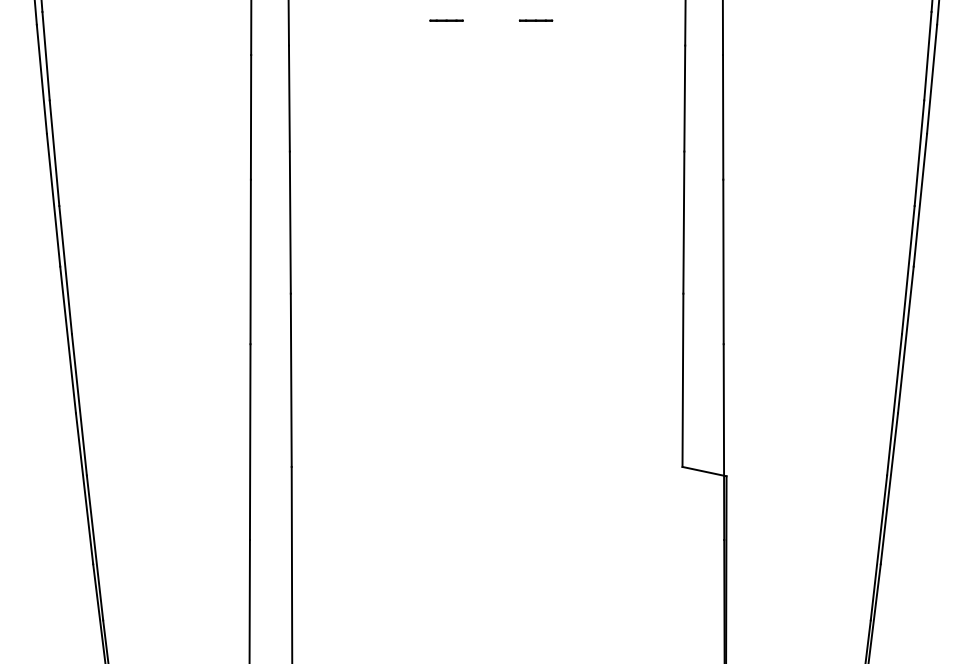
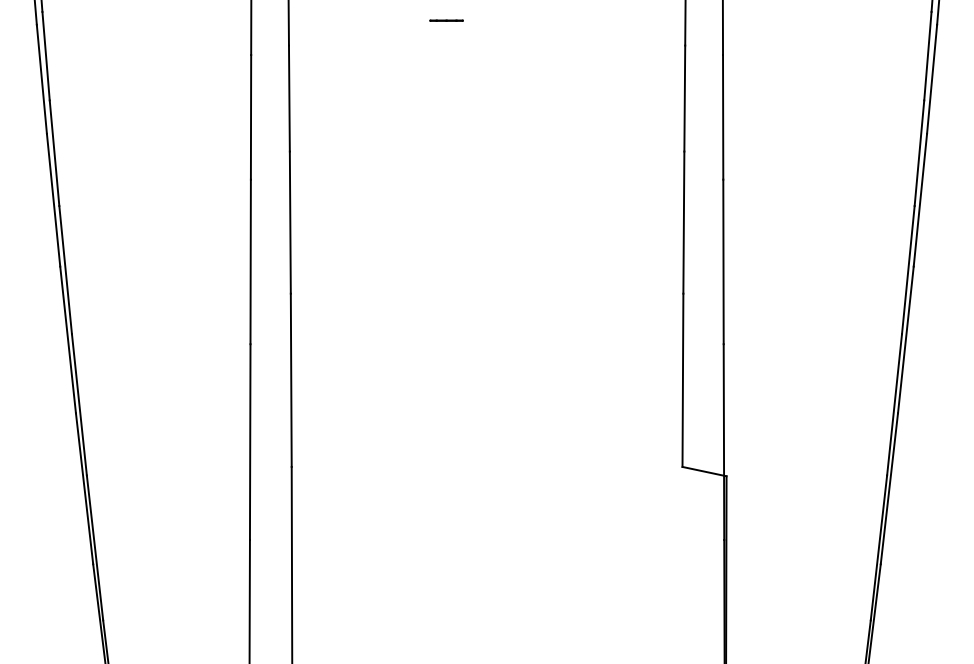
line: present -> none (535, 20)
